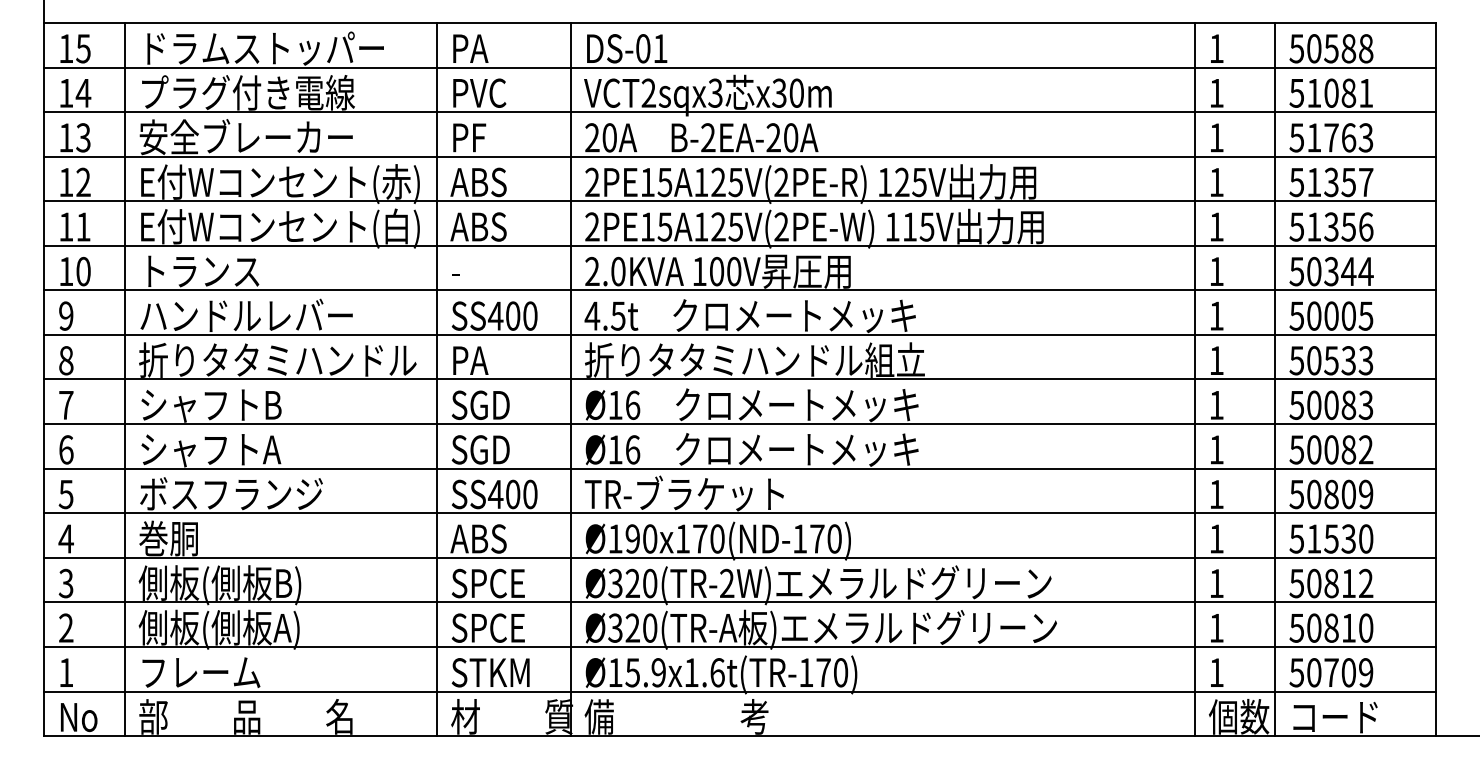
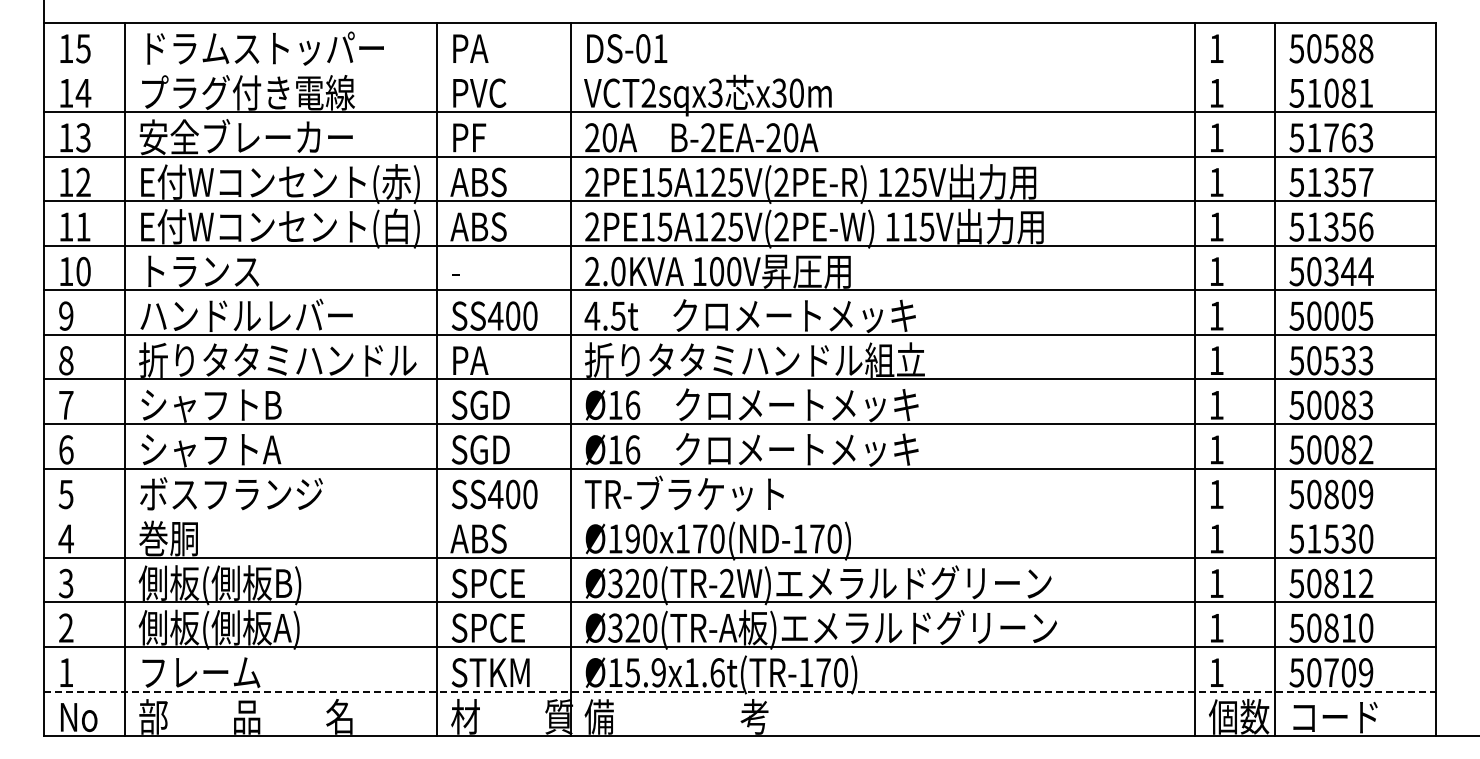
line: present -> none (739, 67)
line: present -> none (739, 513)
line: solid -> dashed (739, 691)
